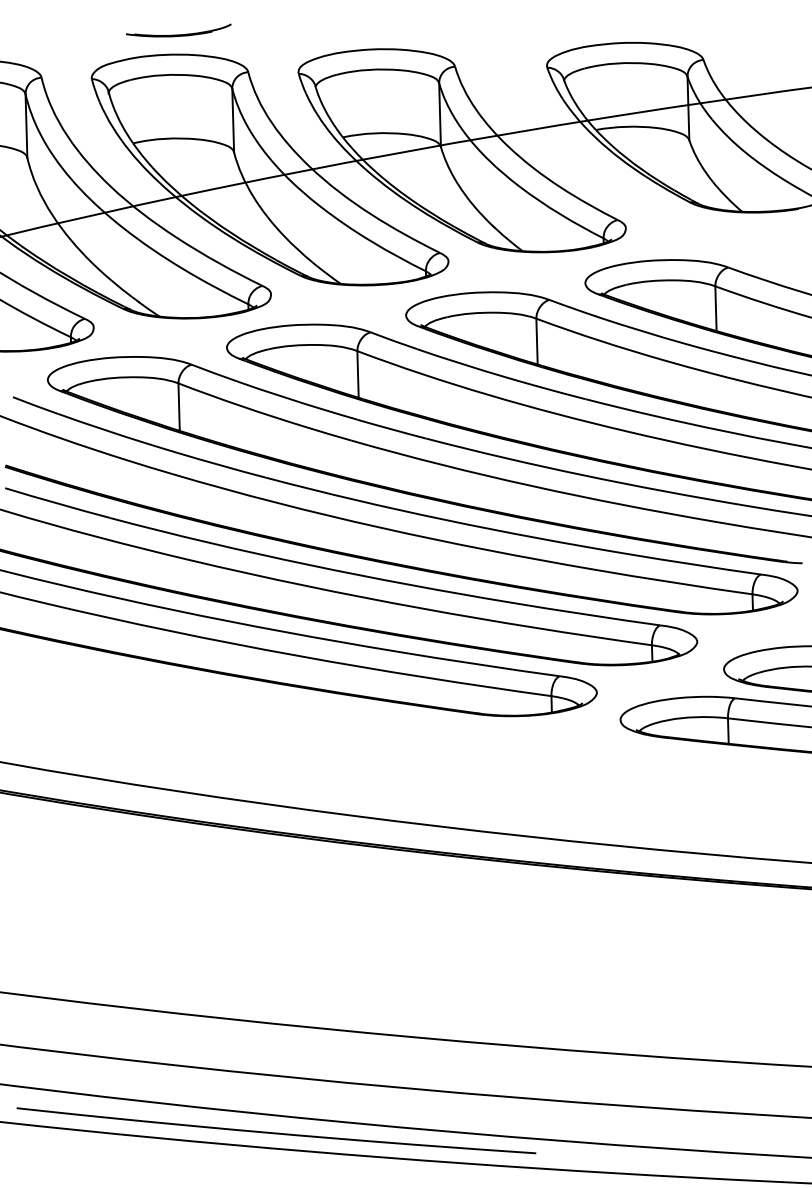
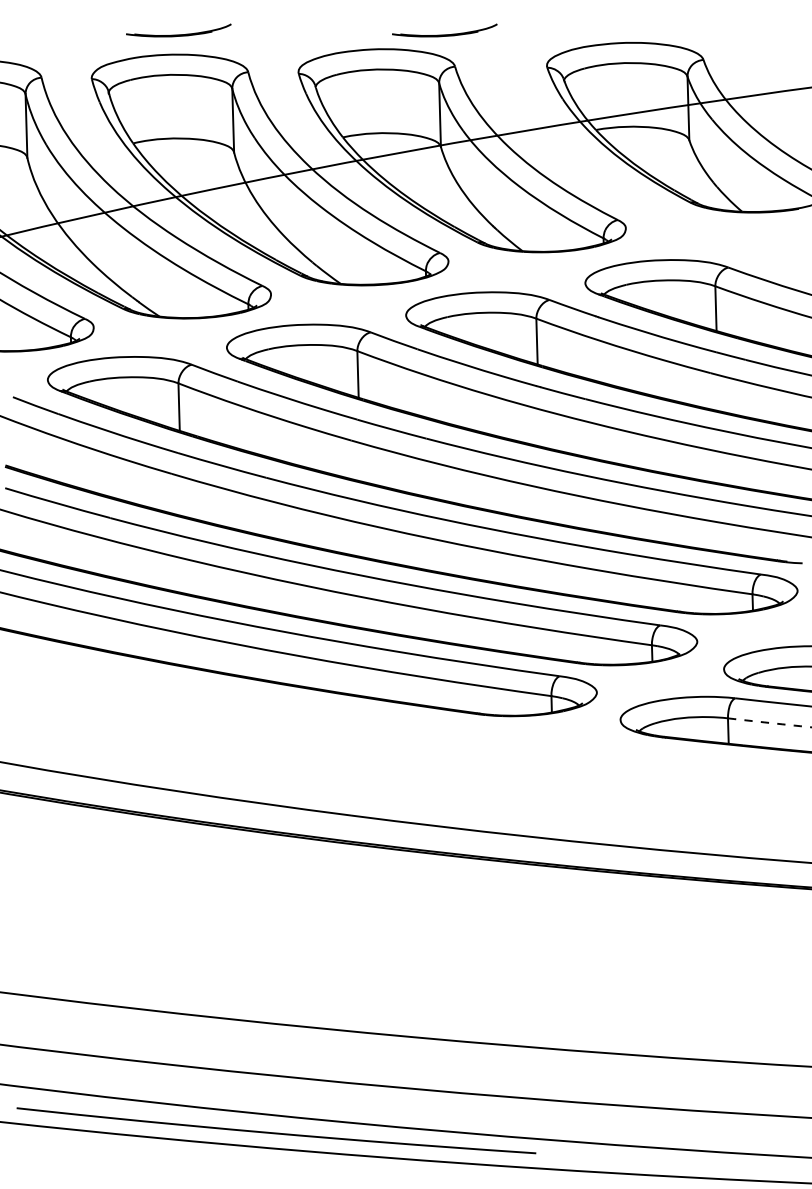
part: none -> present (444, 30)
arc: solid -> dashed (770, 723)
